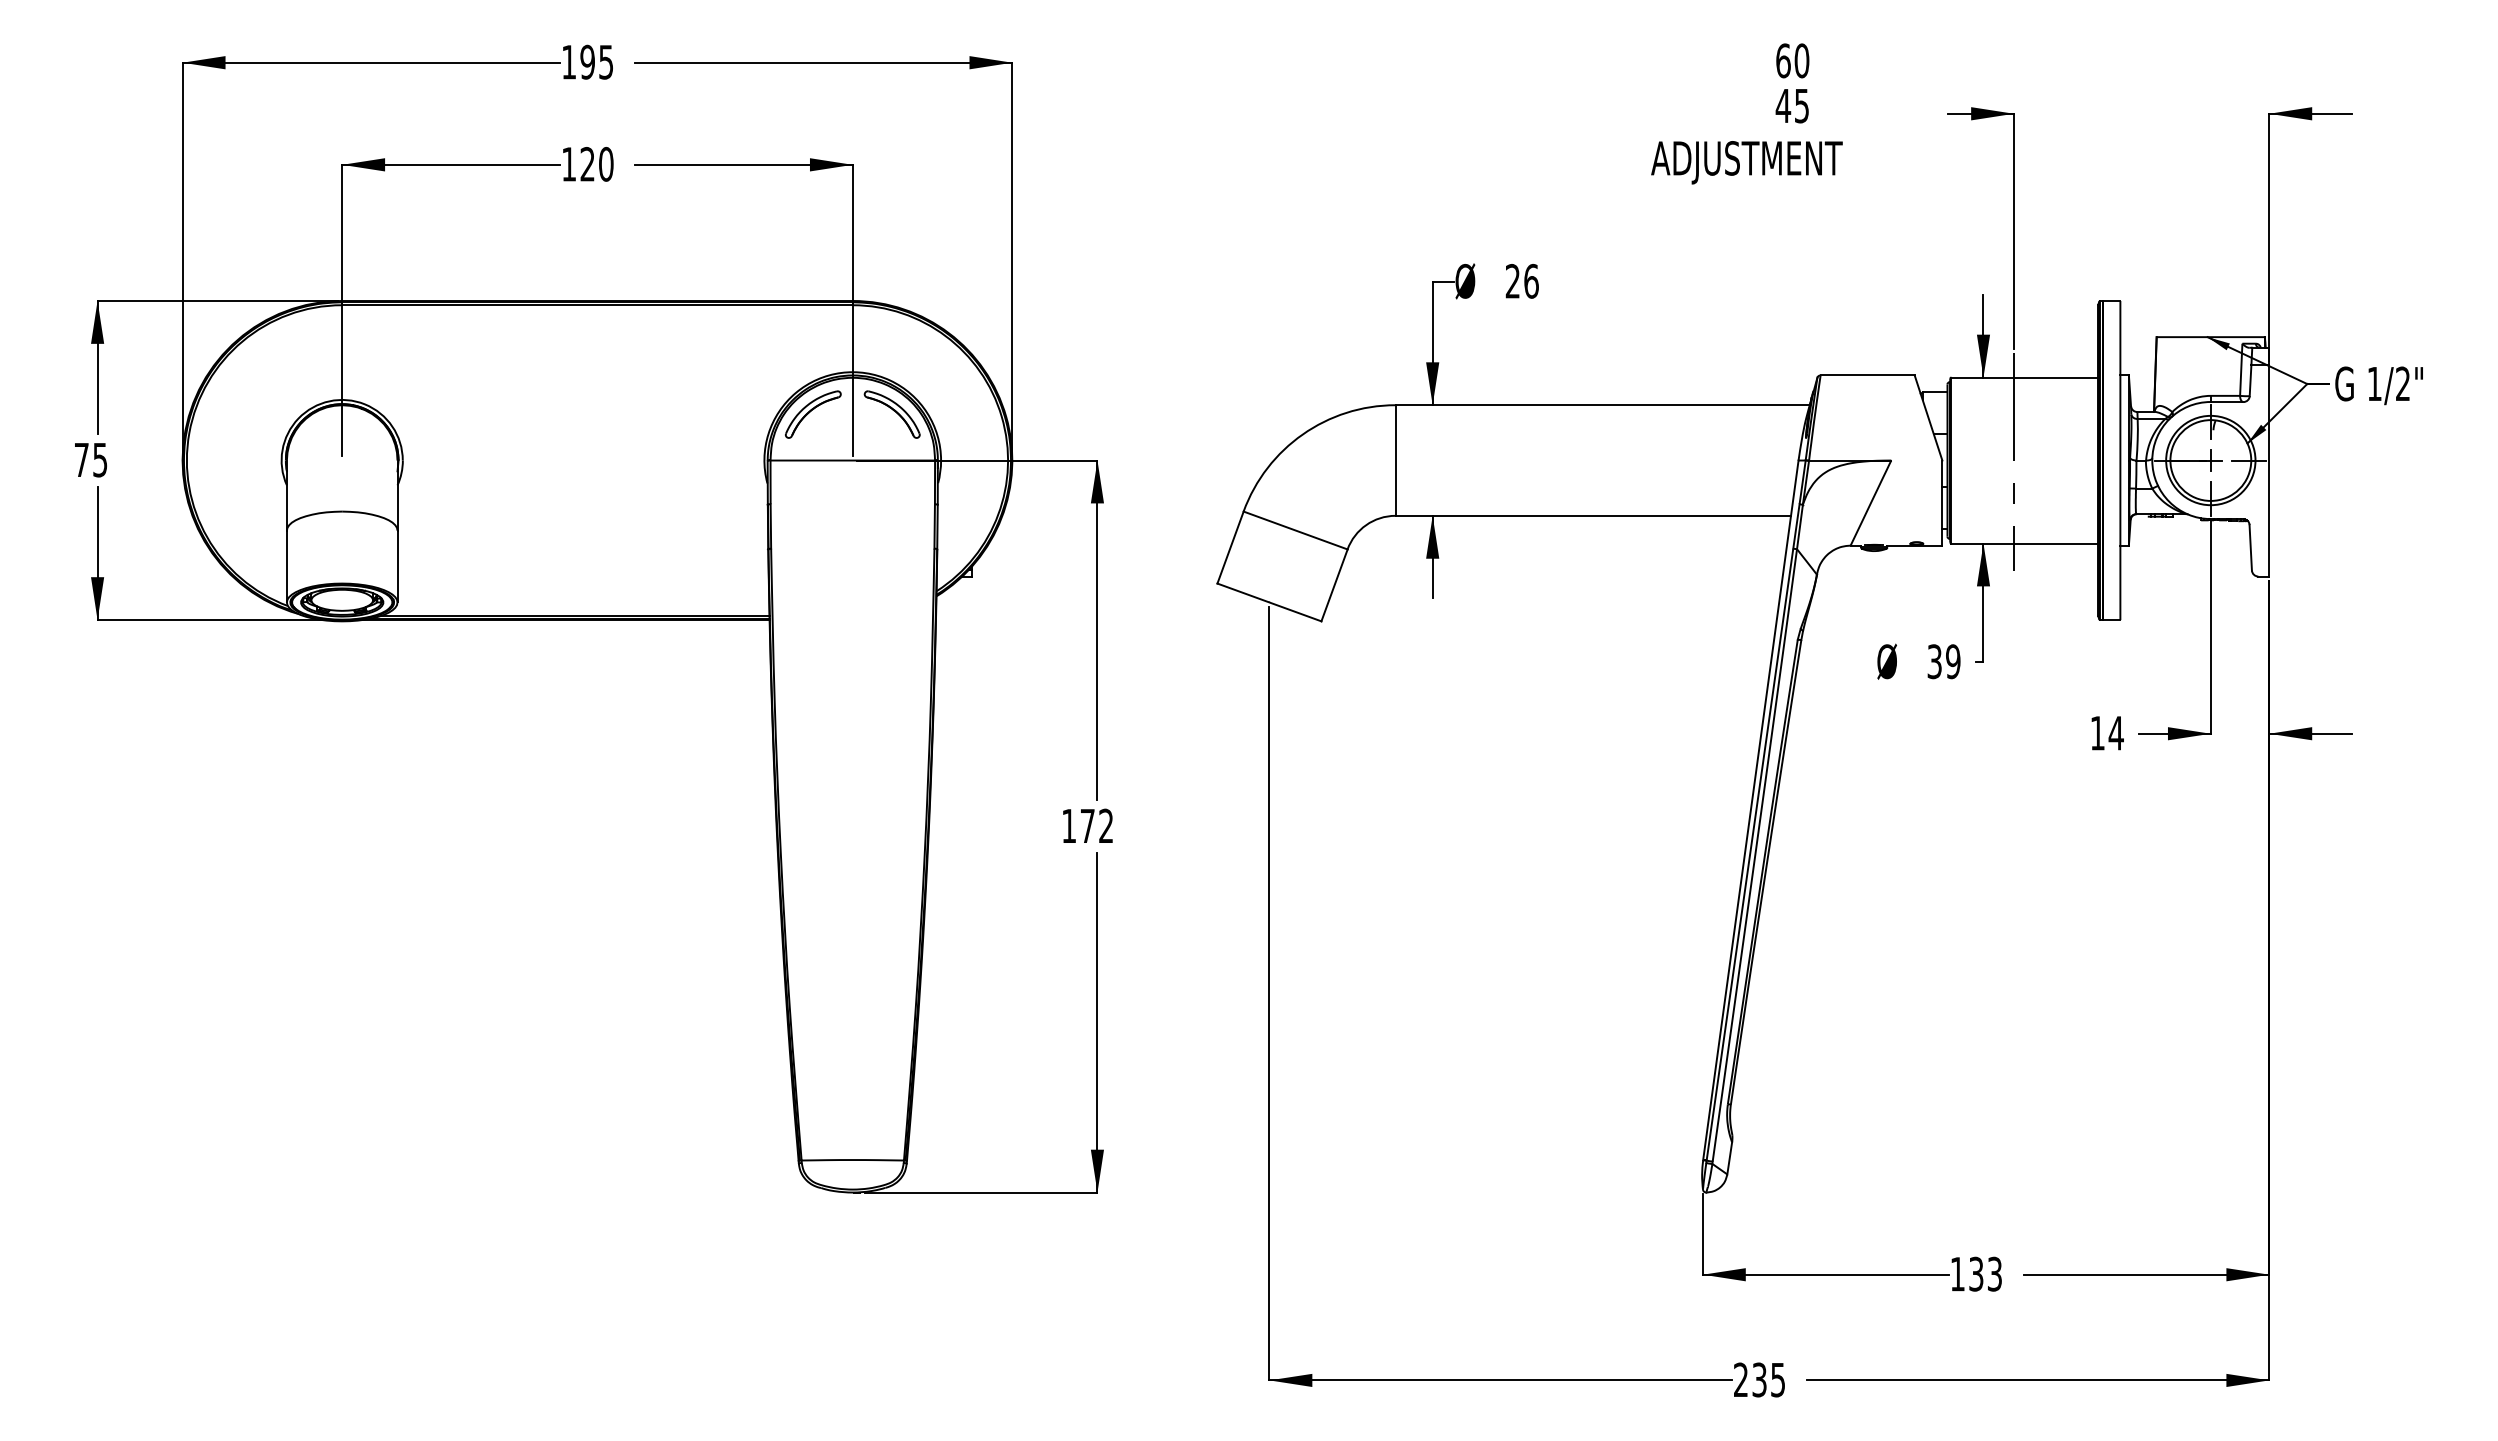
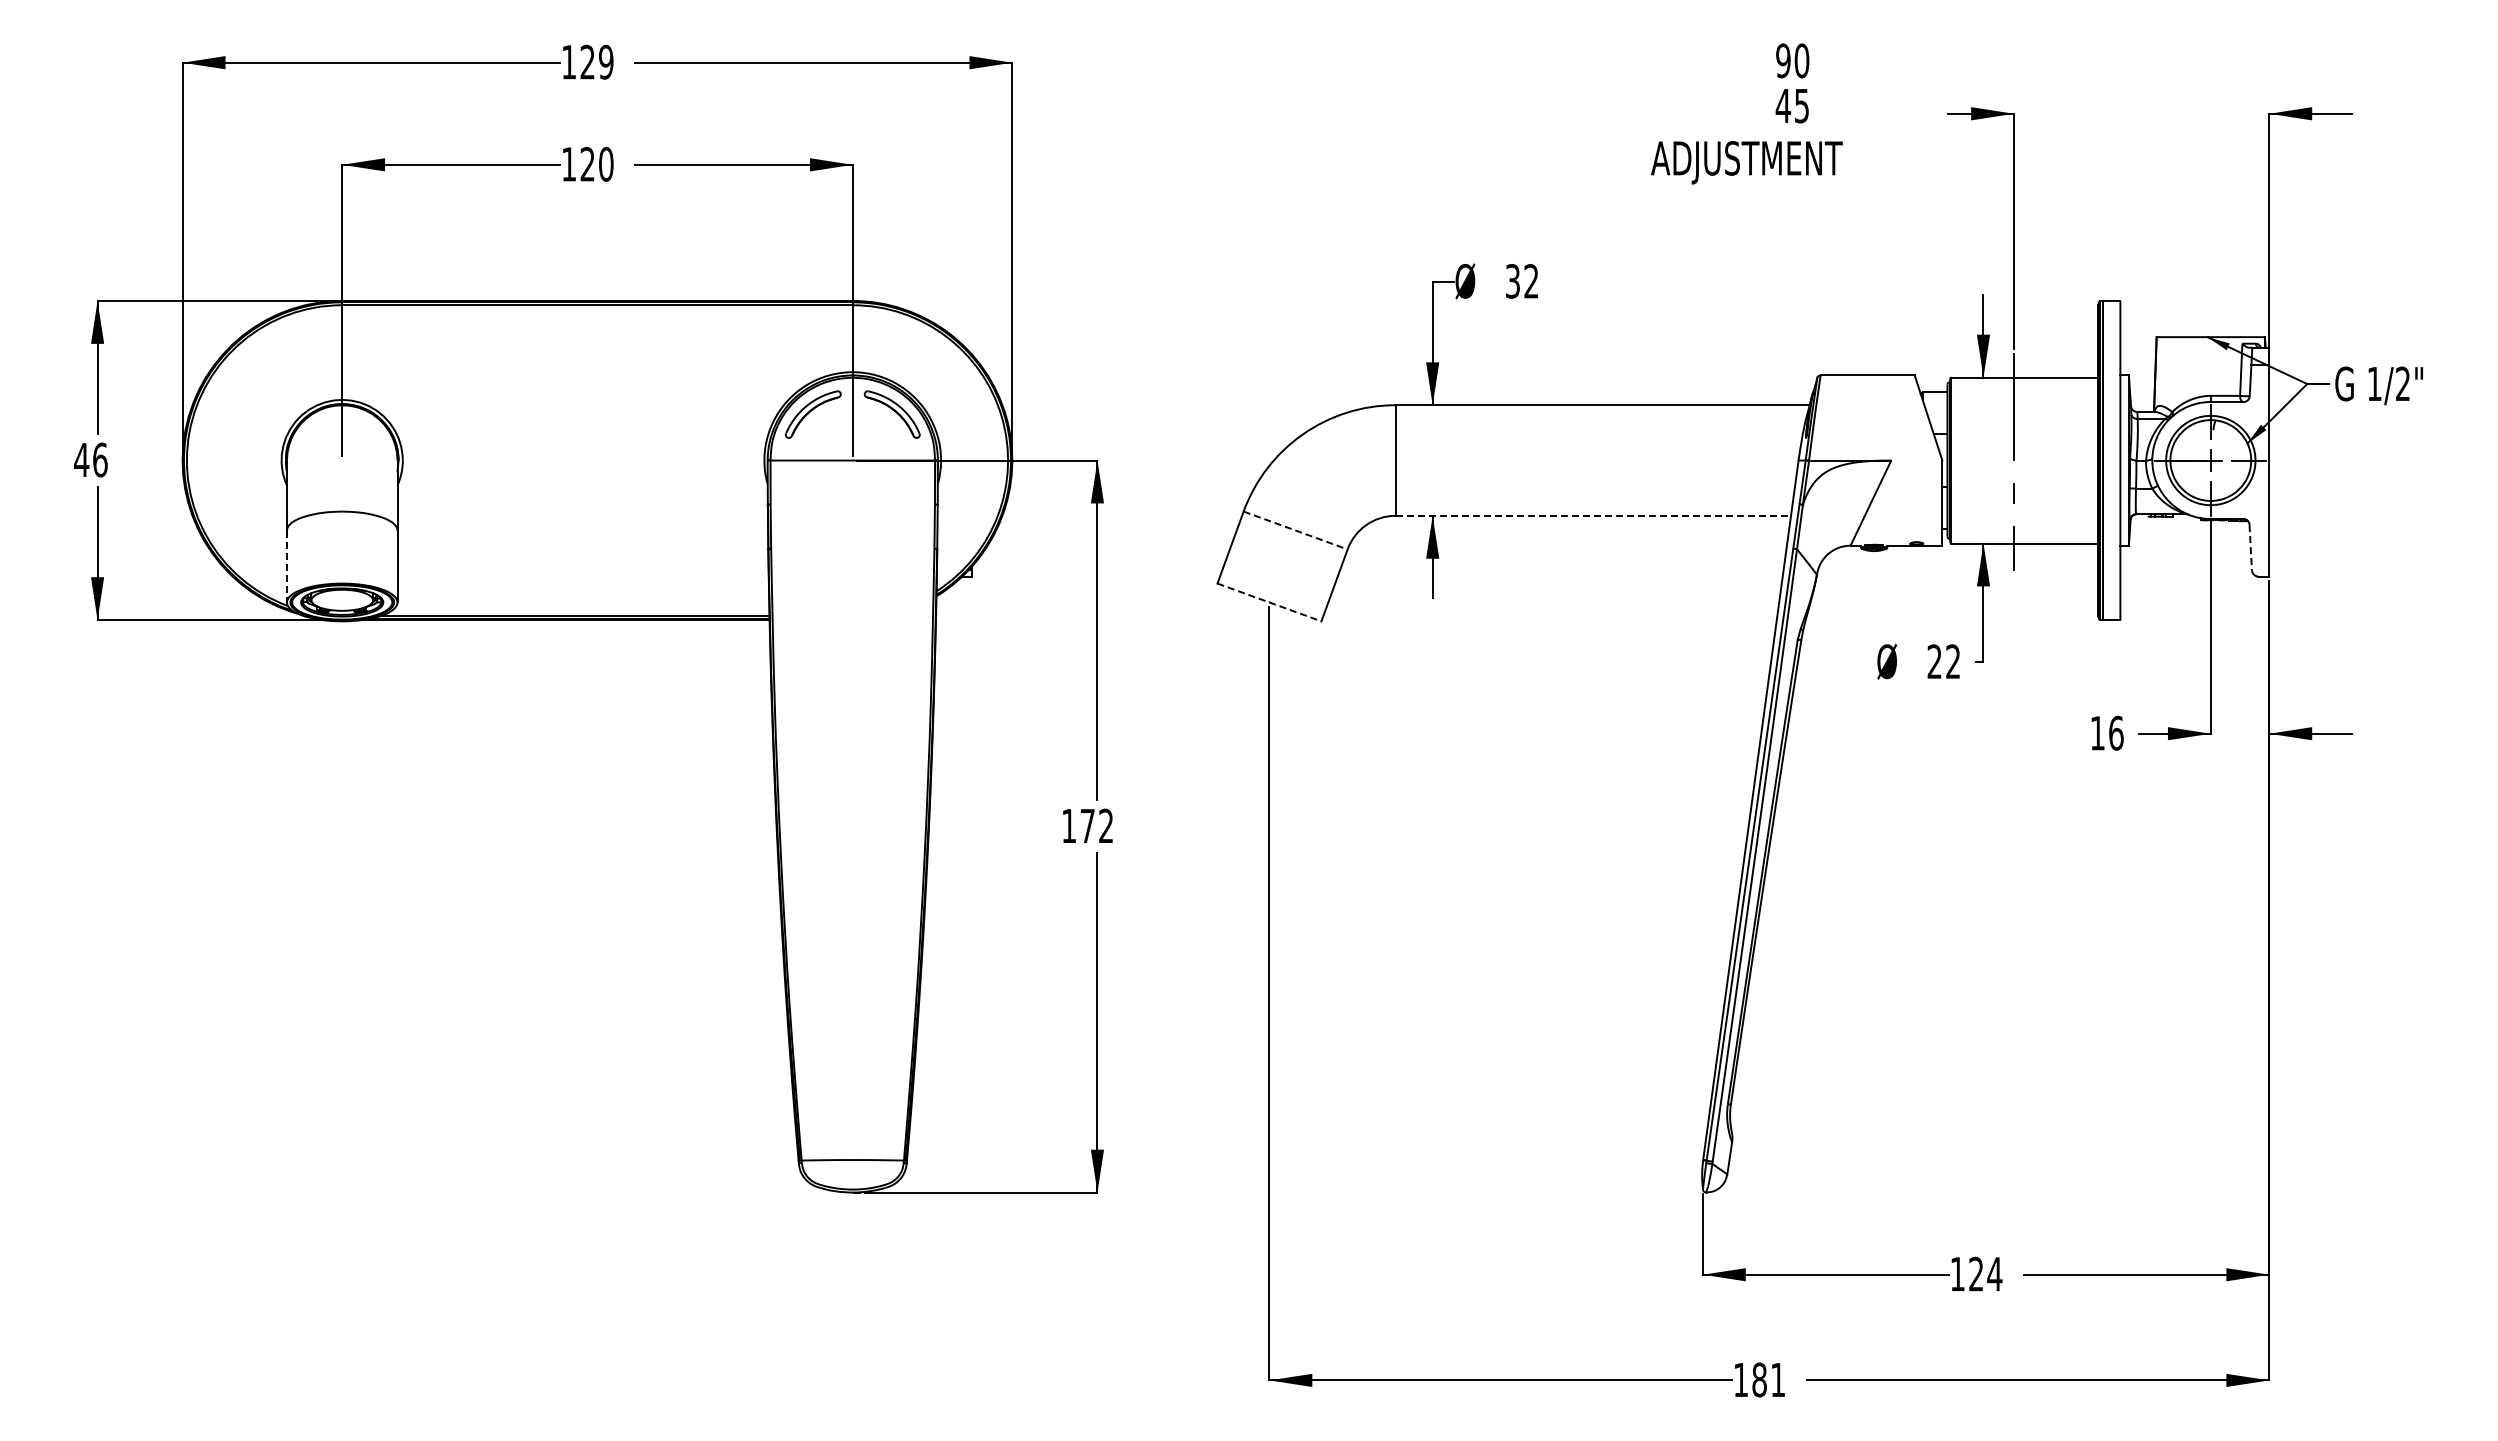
text: 60 -> 90 (1783, 60)
text: 195 -> 129 (596, 61)
text: 26 -> 32 (1521, 280)
text: 75 -> 46 (90, 459)
line: solid -> dashed (1593, 515)
line: solid -> dashed (1296, 530)
line: solid -> dashed (2250, 547)
line: solid -> dashed (286, 566)
line: solid -> dashed (1269, 602)
text: 39 -> 22 (1943, 661)
text: 14 -> 16 (2115, 732)
text: 133 -> 124 (1985, 1273)
text: 235 -> 181 (1759, 1379)
